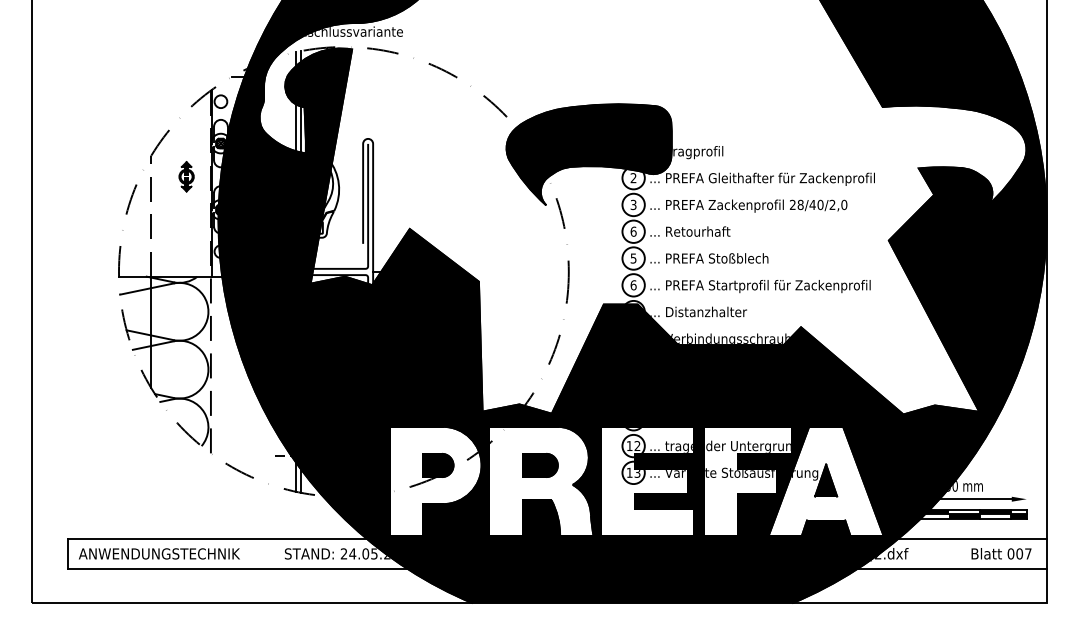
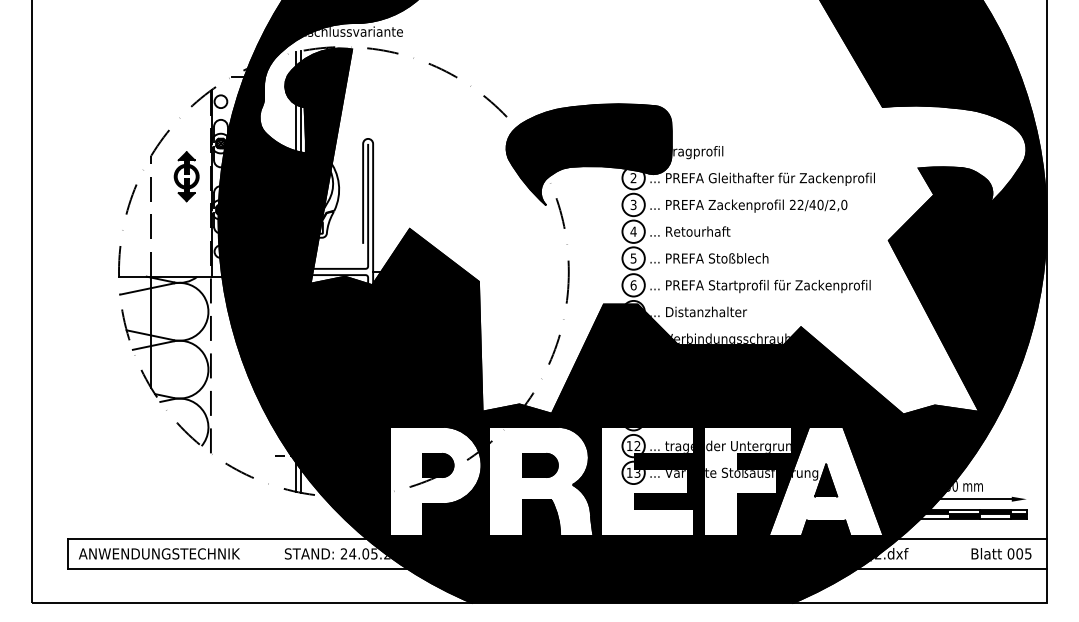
part size: 17x32 px -> 27x52 px (186, 176)
text: 28/40/2,0 -> 22/40/2,0 (800, 205)
text: 6 -> 4 (633, 231)
text: 007 -> 005 (1028, 553)
